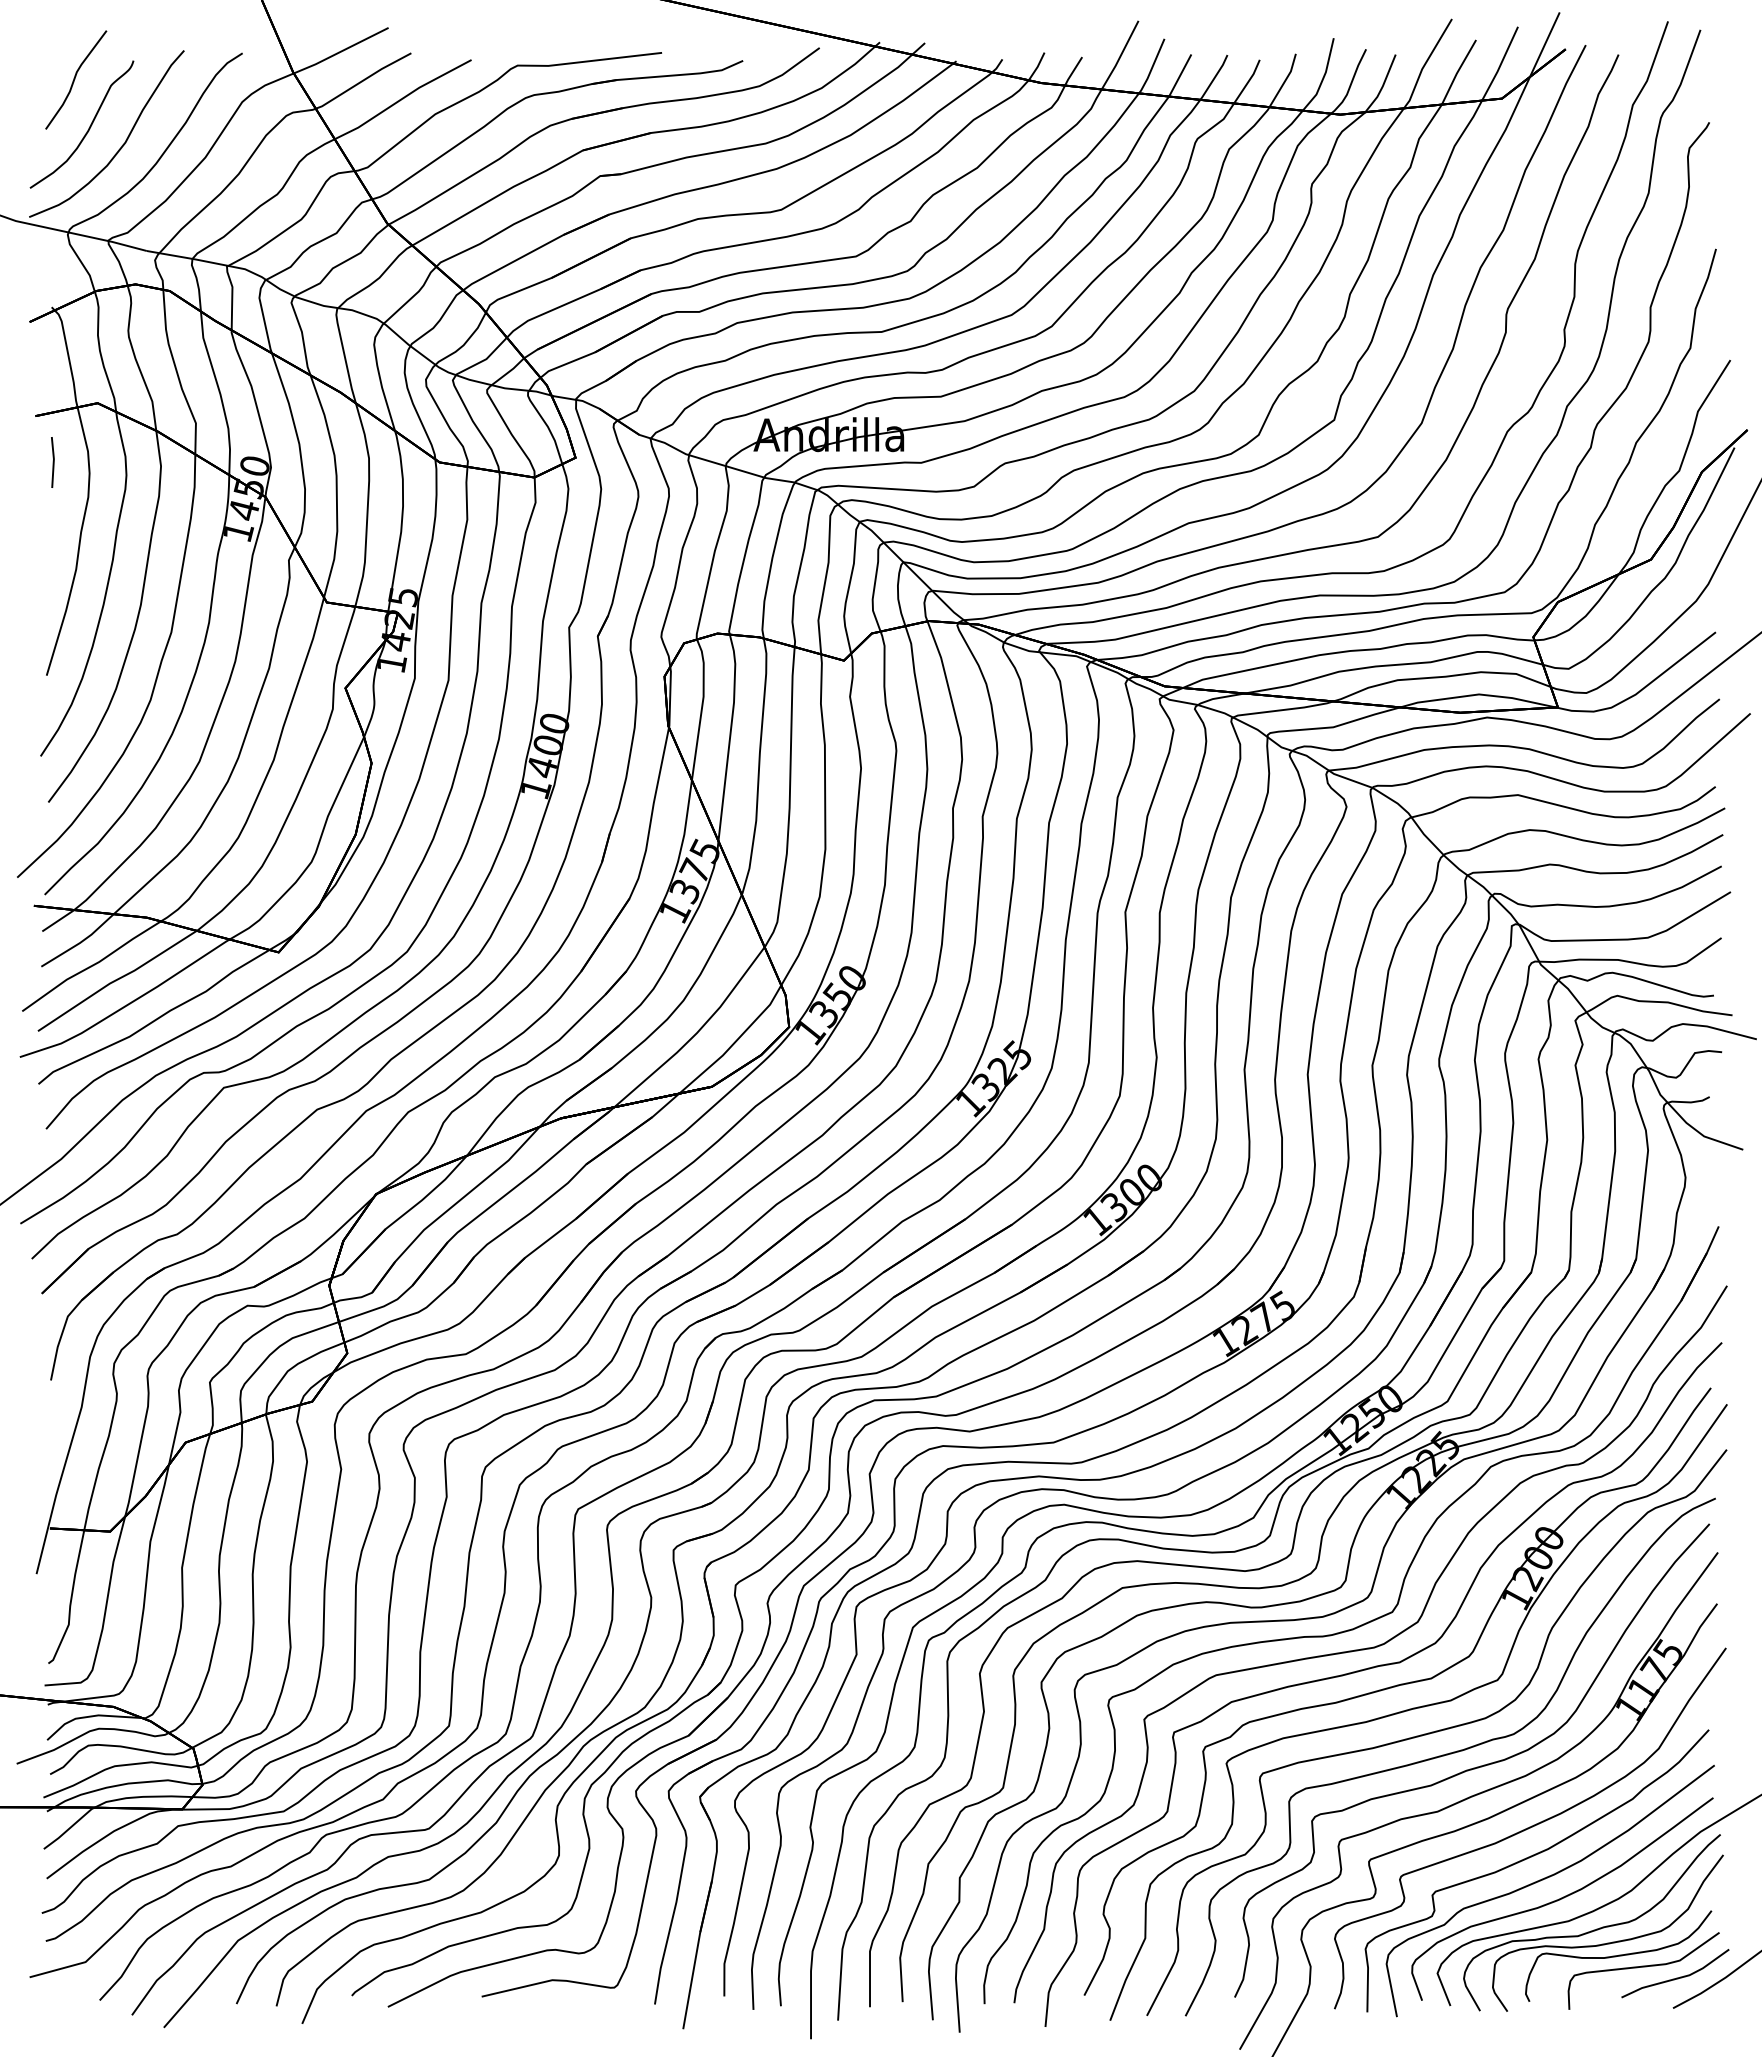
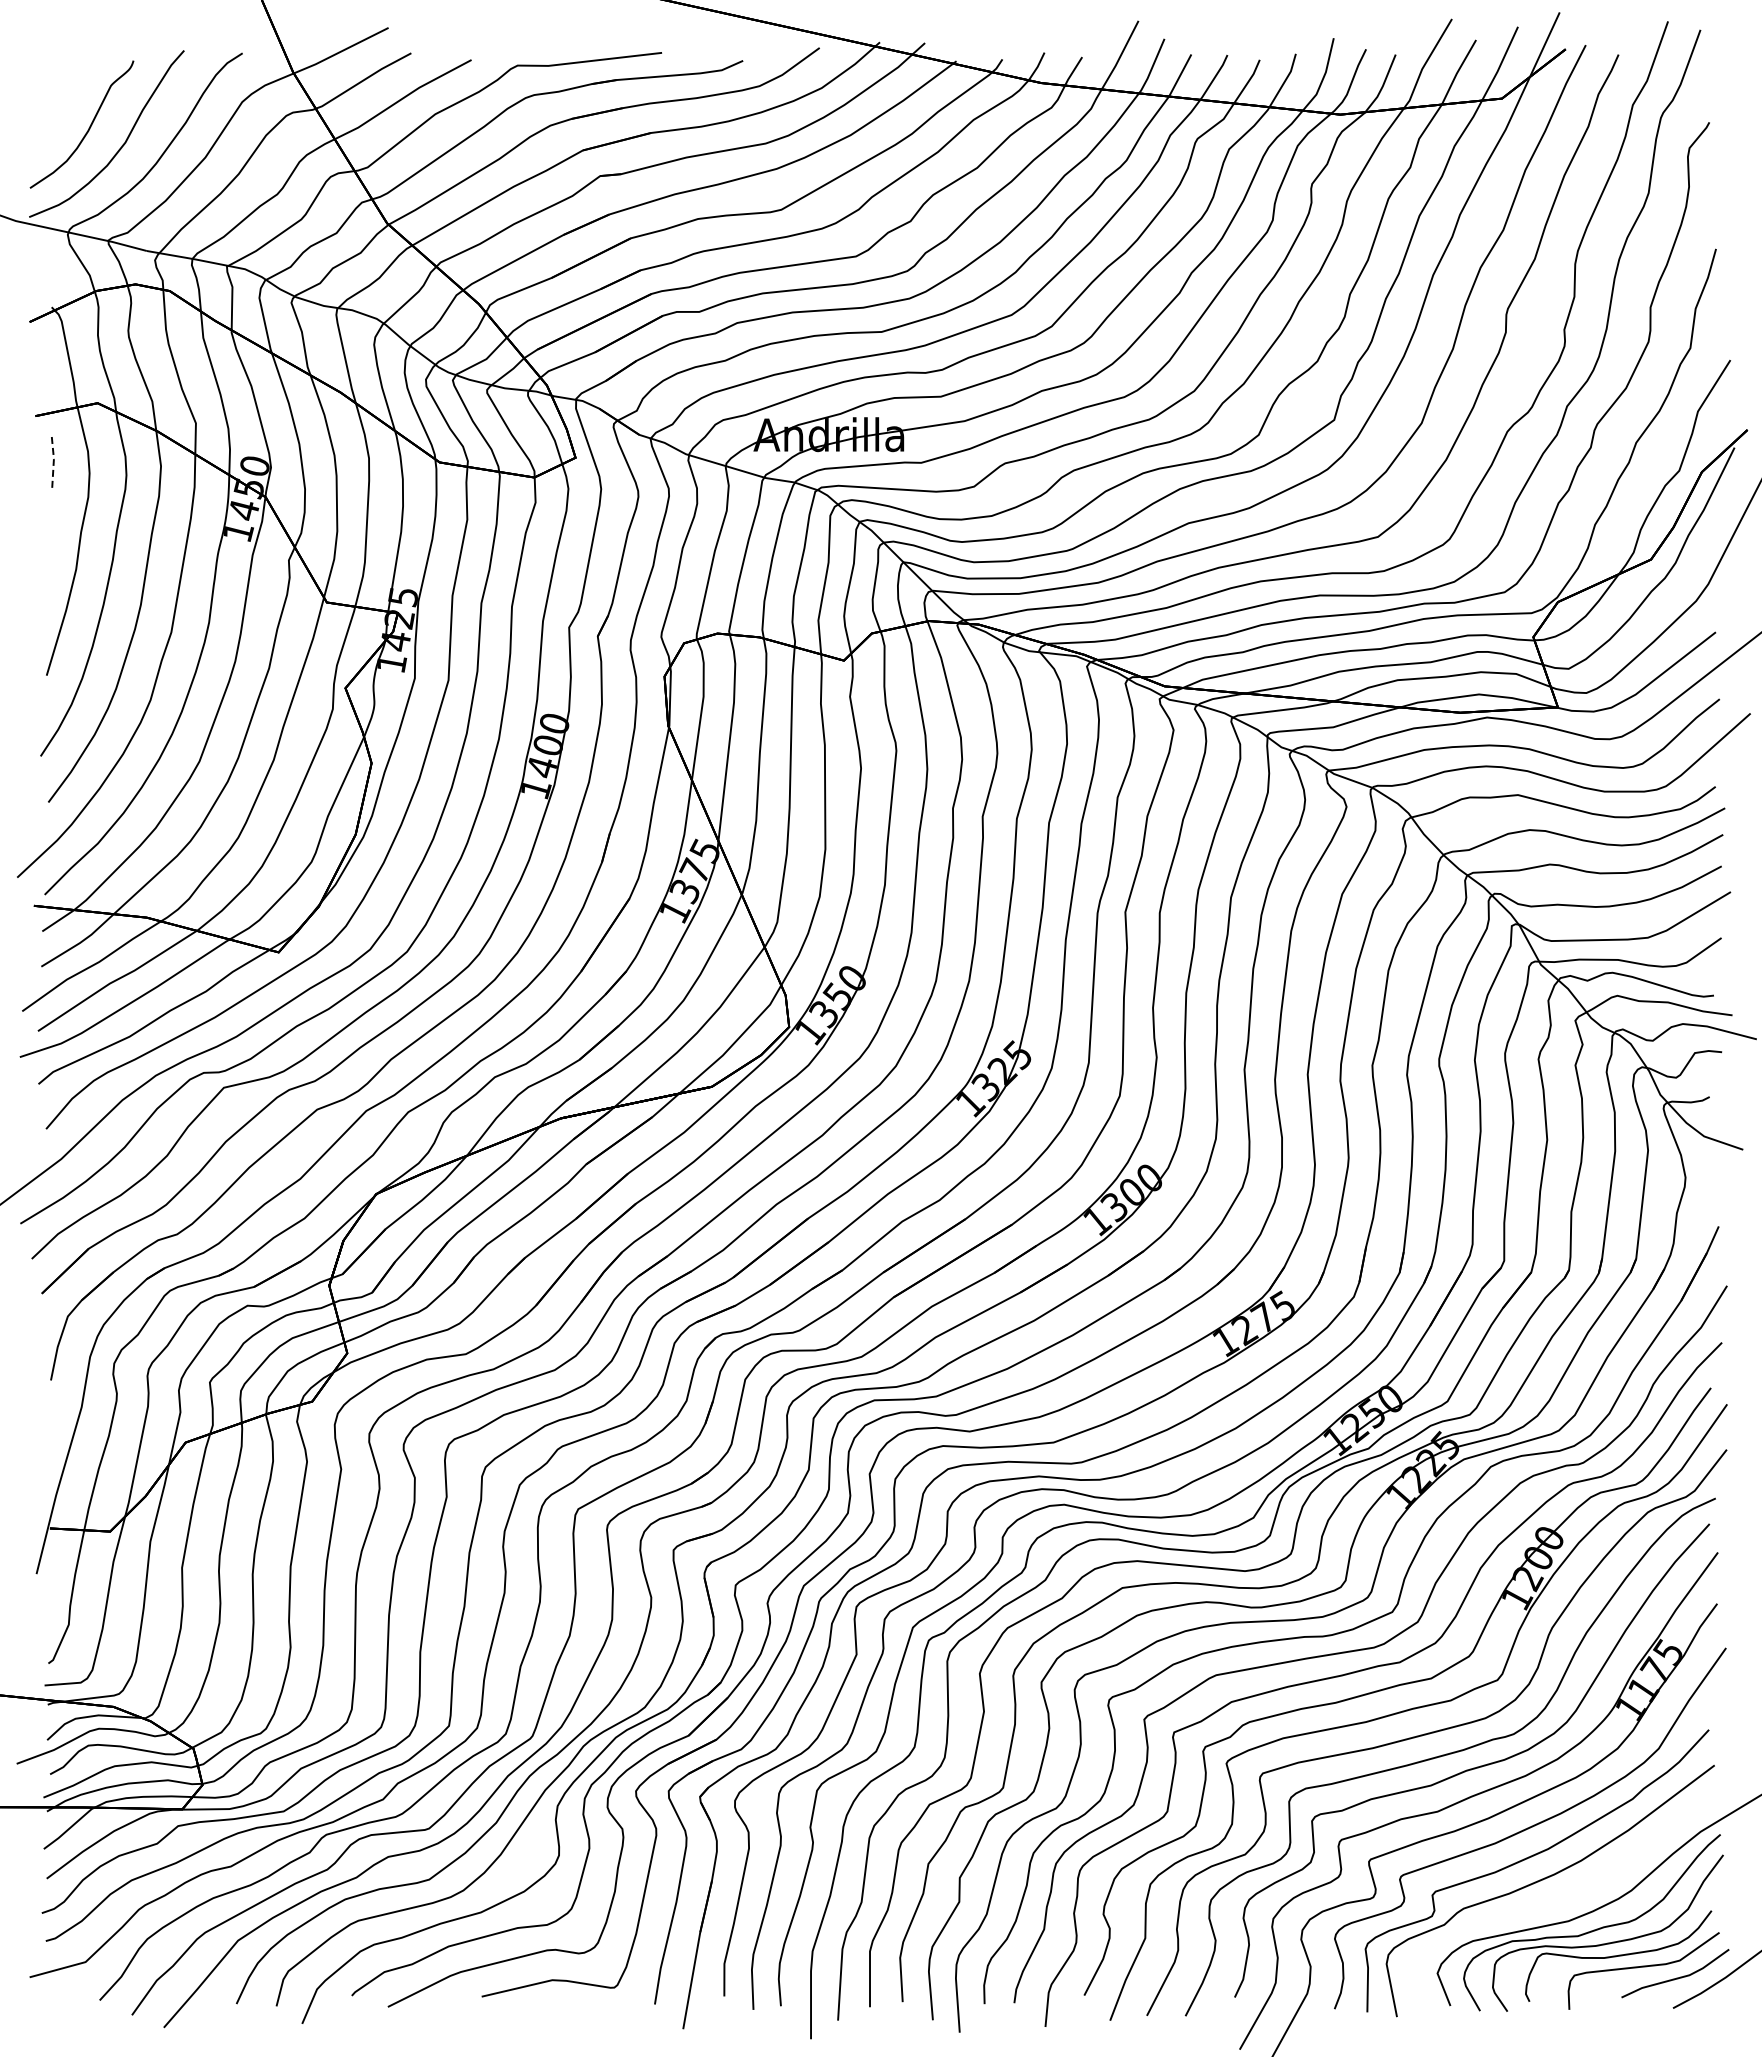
curve: present -> none (75, 79)
line: solid -> dashed (53, 462)
curve: present -> none (1562, 1898)
